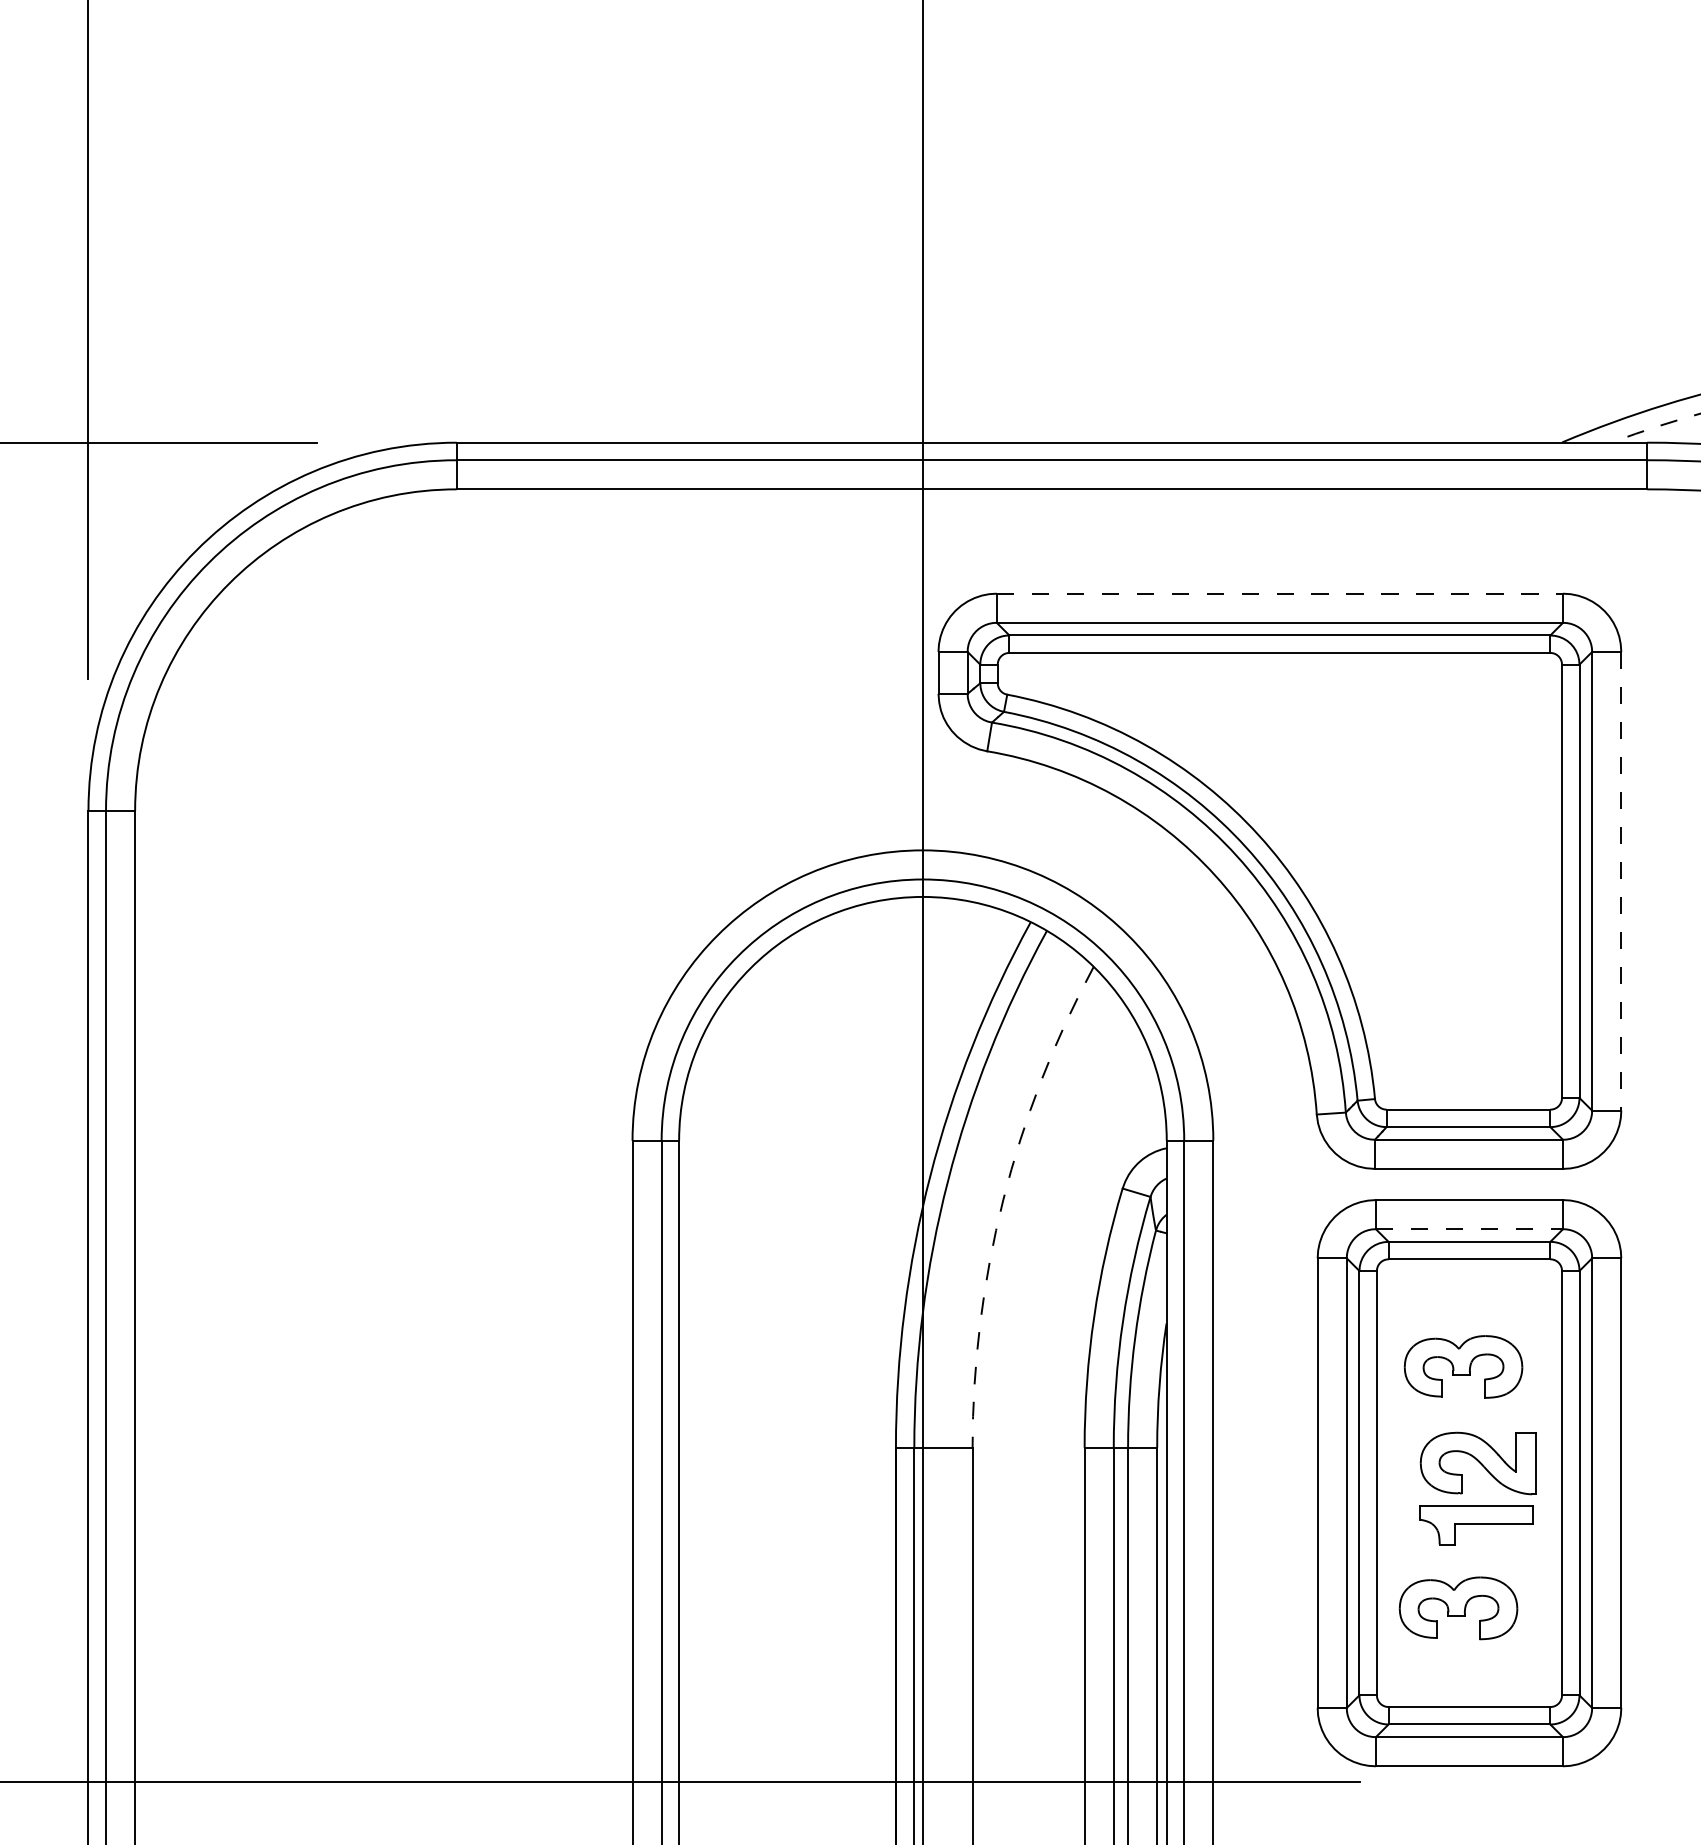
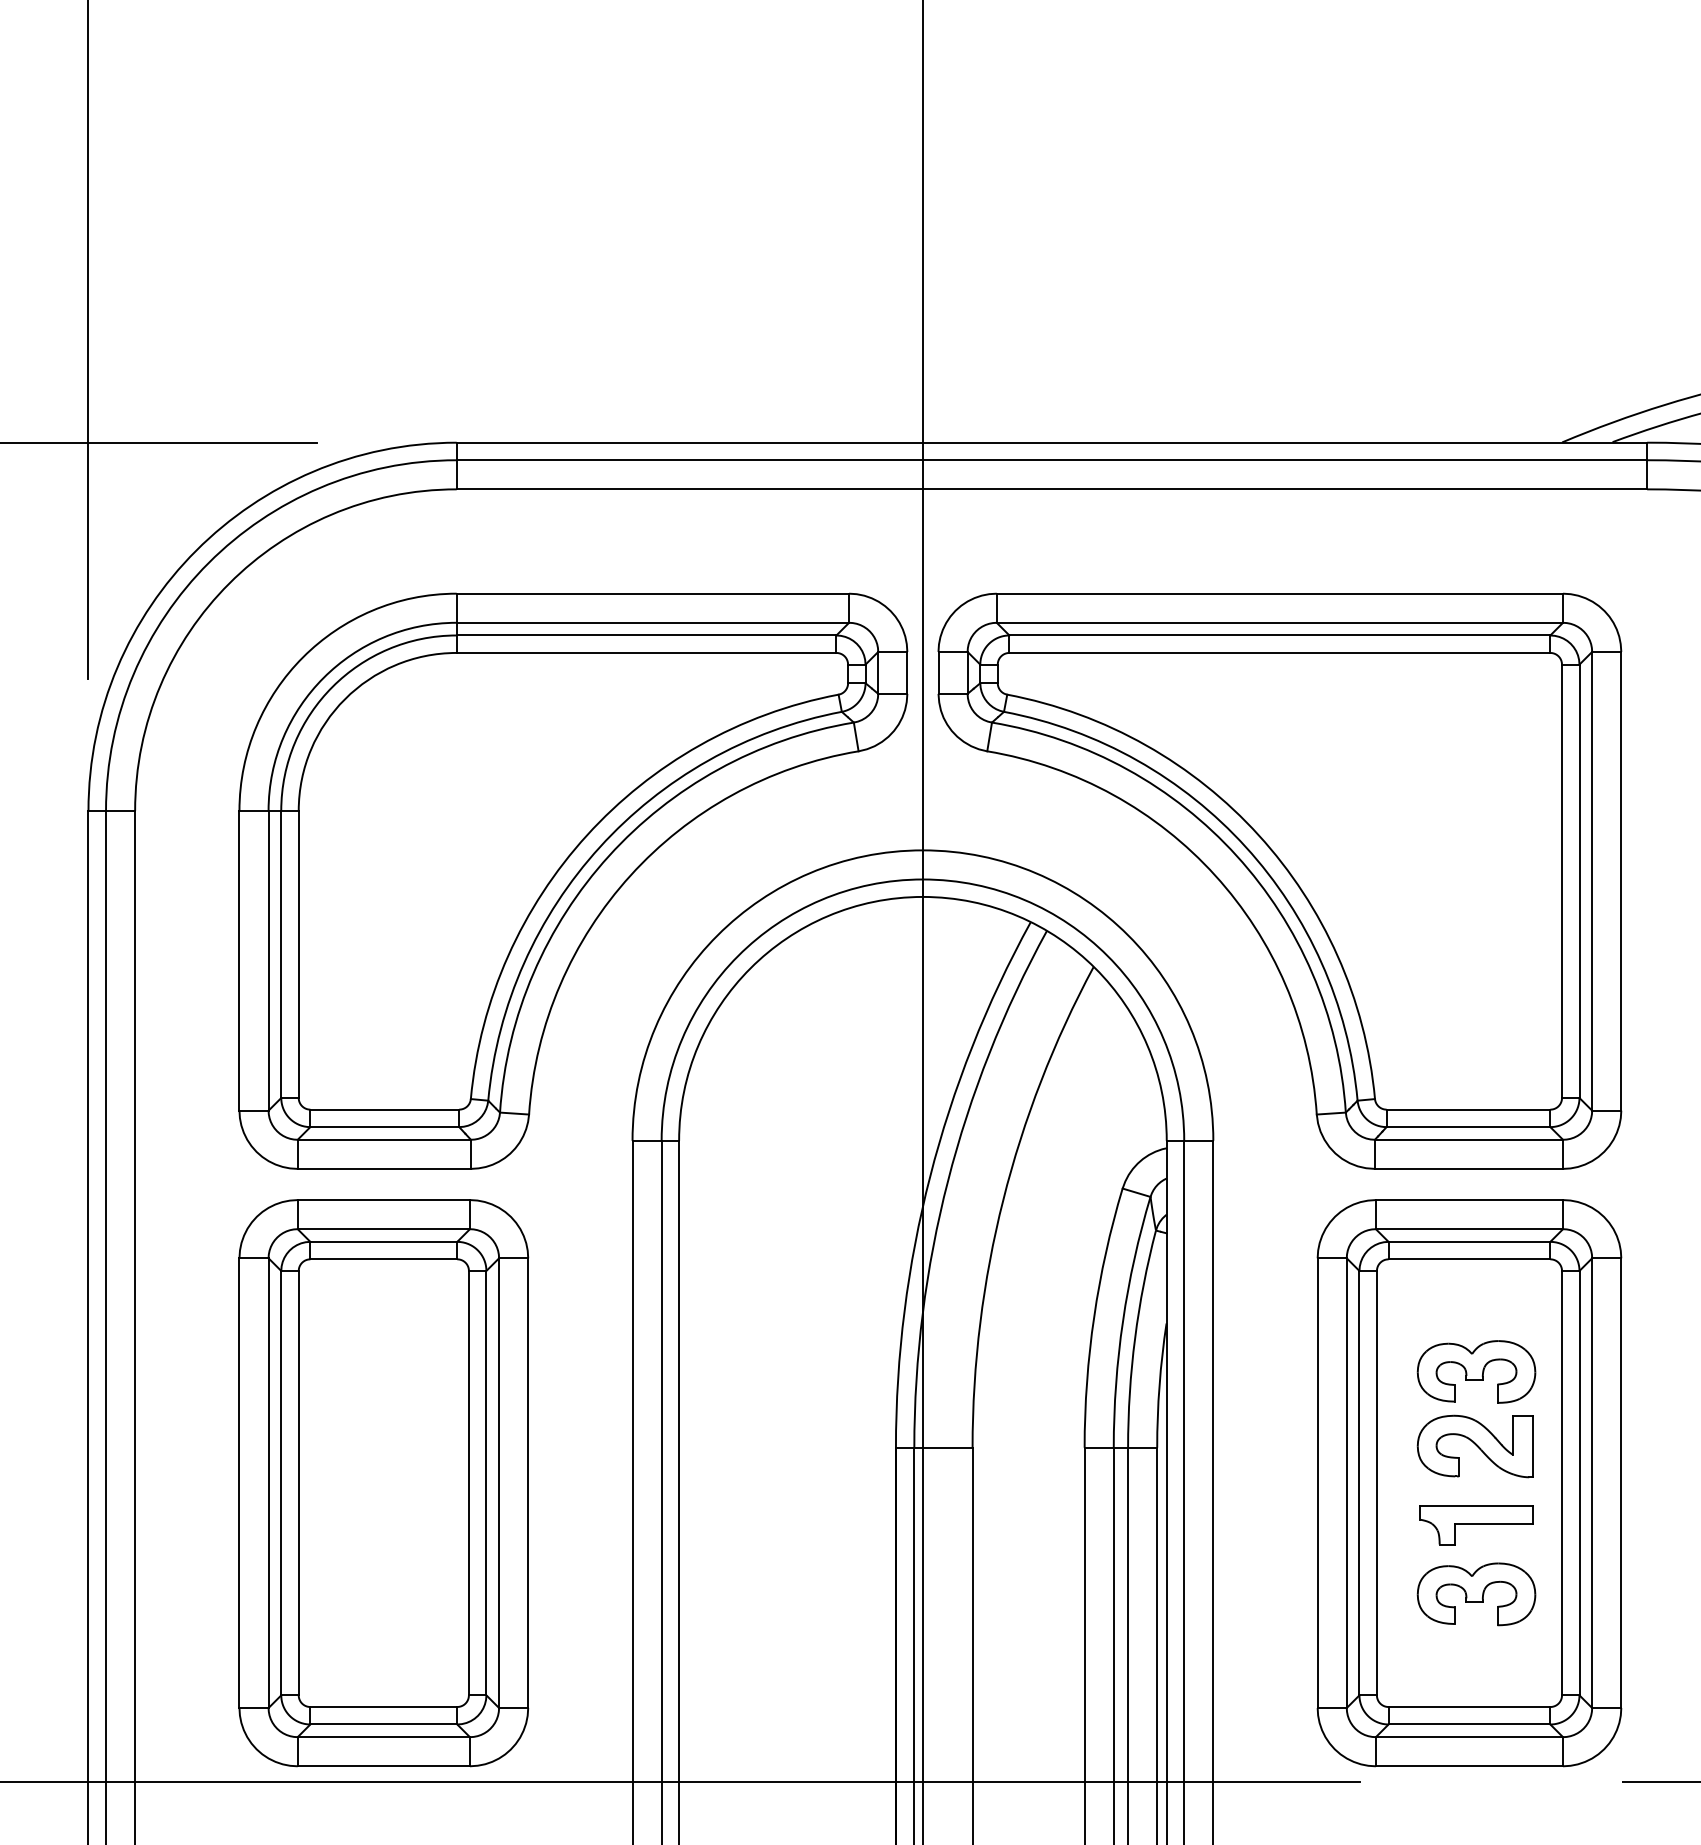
arc: dashed -> solid (1656, 426)
line: dashed -> solid (1280, 593)
part: none -> present (573, 880)
line: dashed -> solid (1621, 881)
arc: dashed -> solid (1003, 1199)
line: dashed -> solid (1469, 1229)
part position: (1463, 1366) -> (1476, 1371) (1476, 1371)
part position: (1477, 1463) -> (1474, 1446) (1474, 1446)
part: none -> present (383, 1483)
part position: (1458, 1608) -> (1476, 1594) (1476, 1594)
line: none -> present (1659, 1781)
